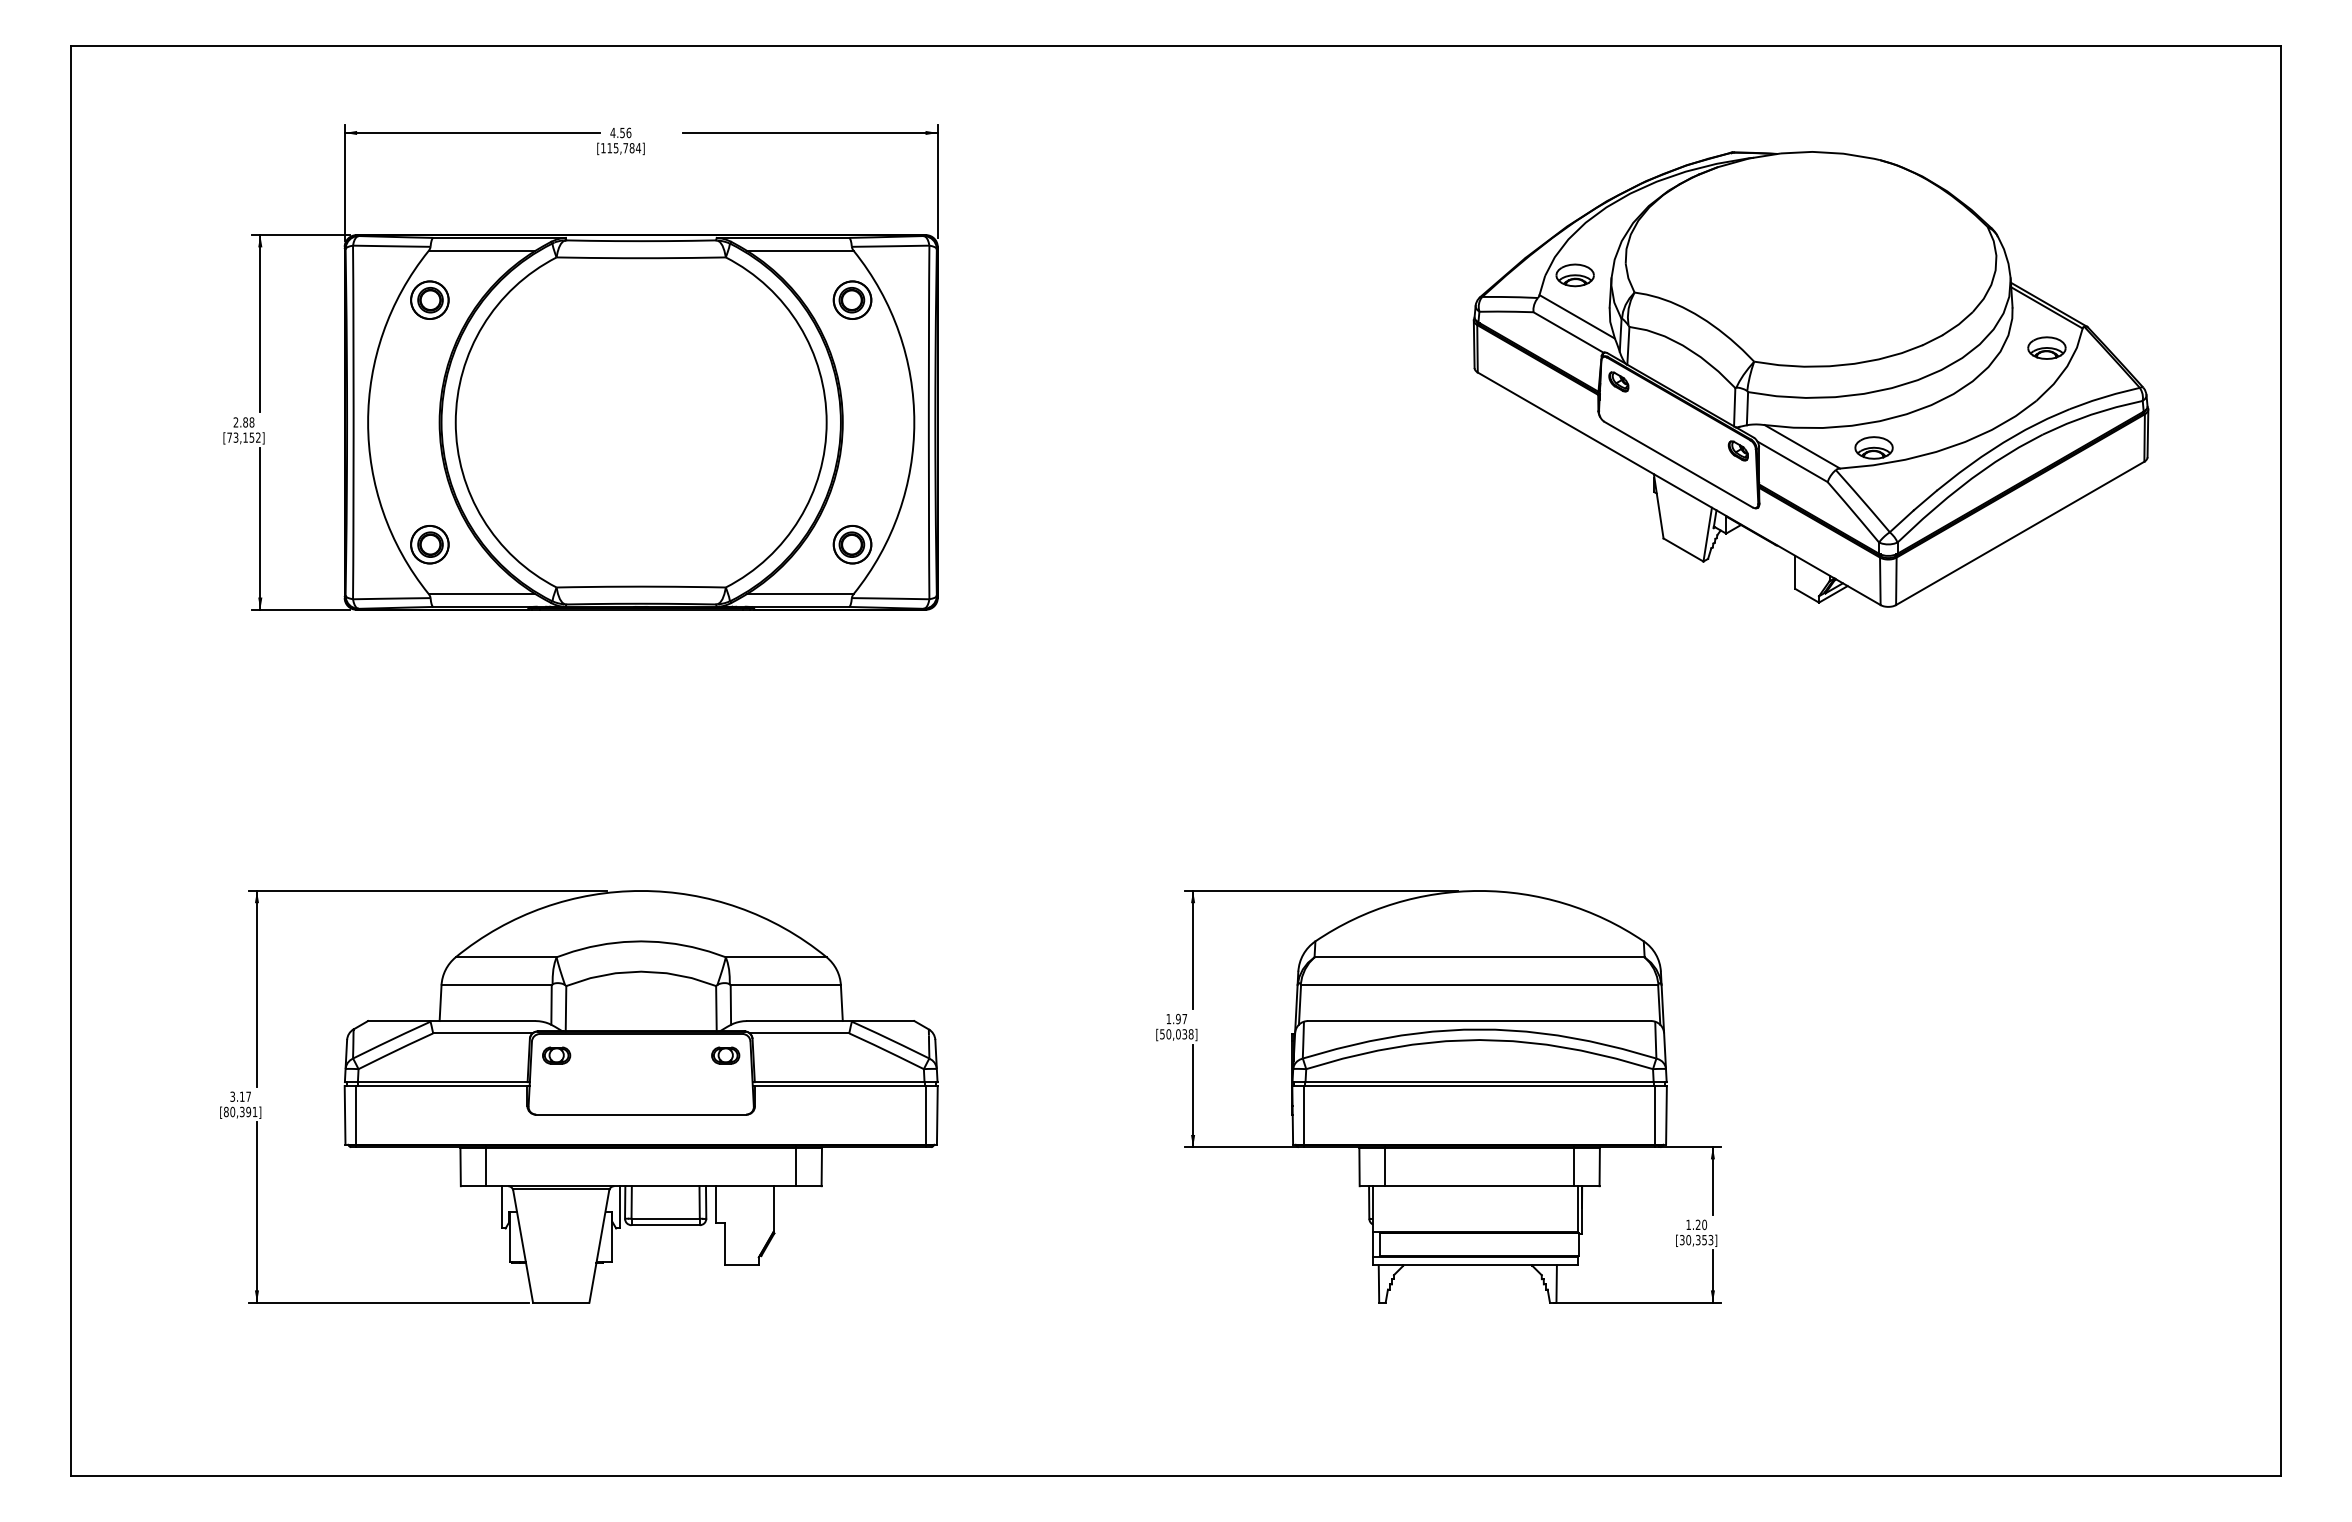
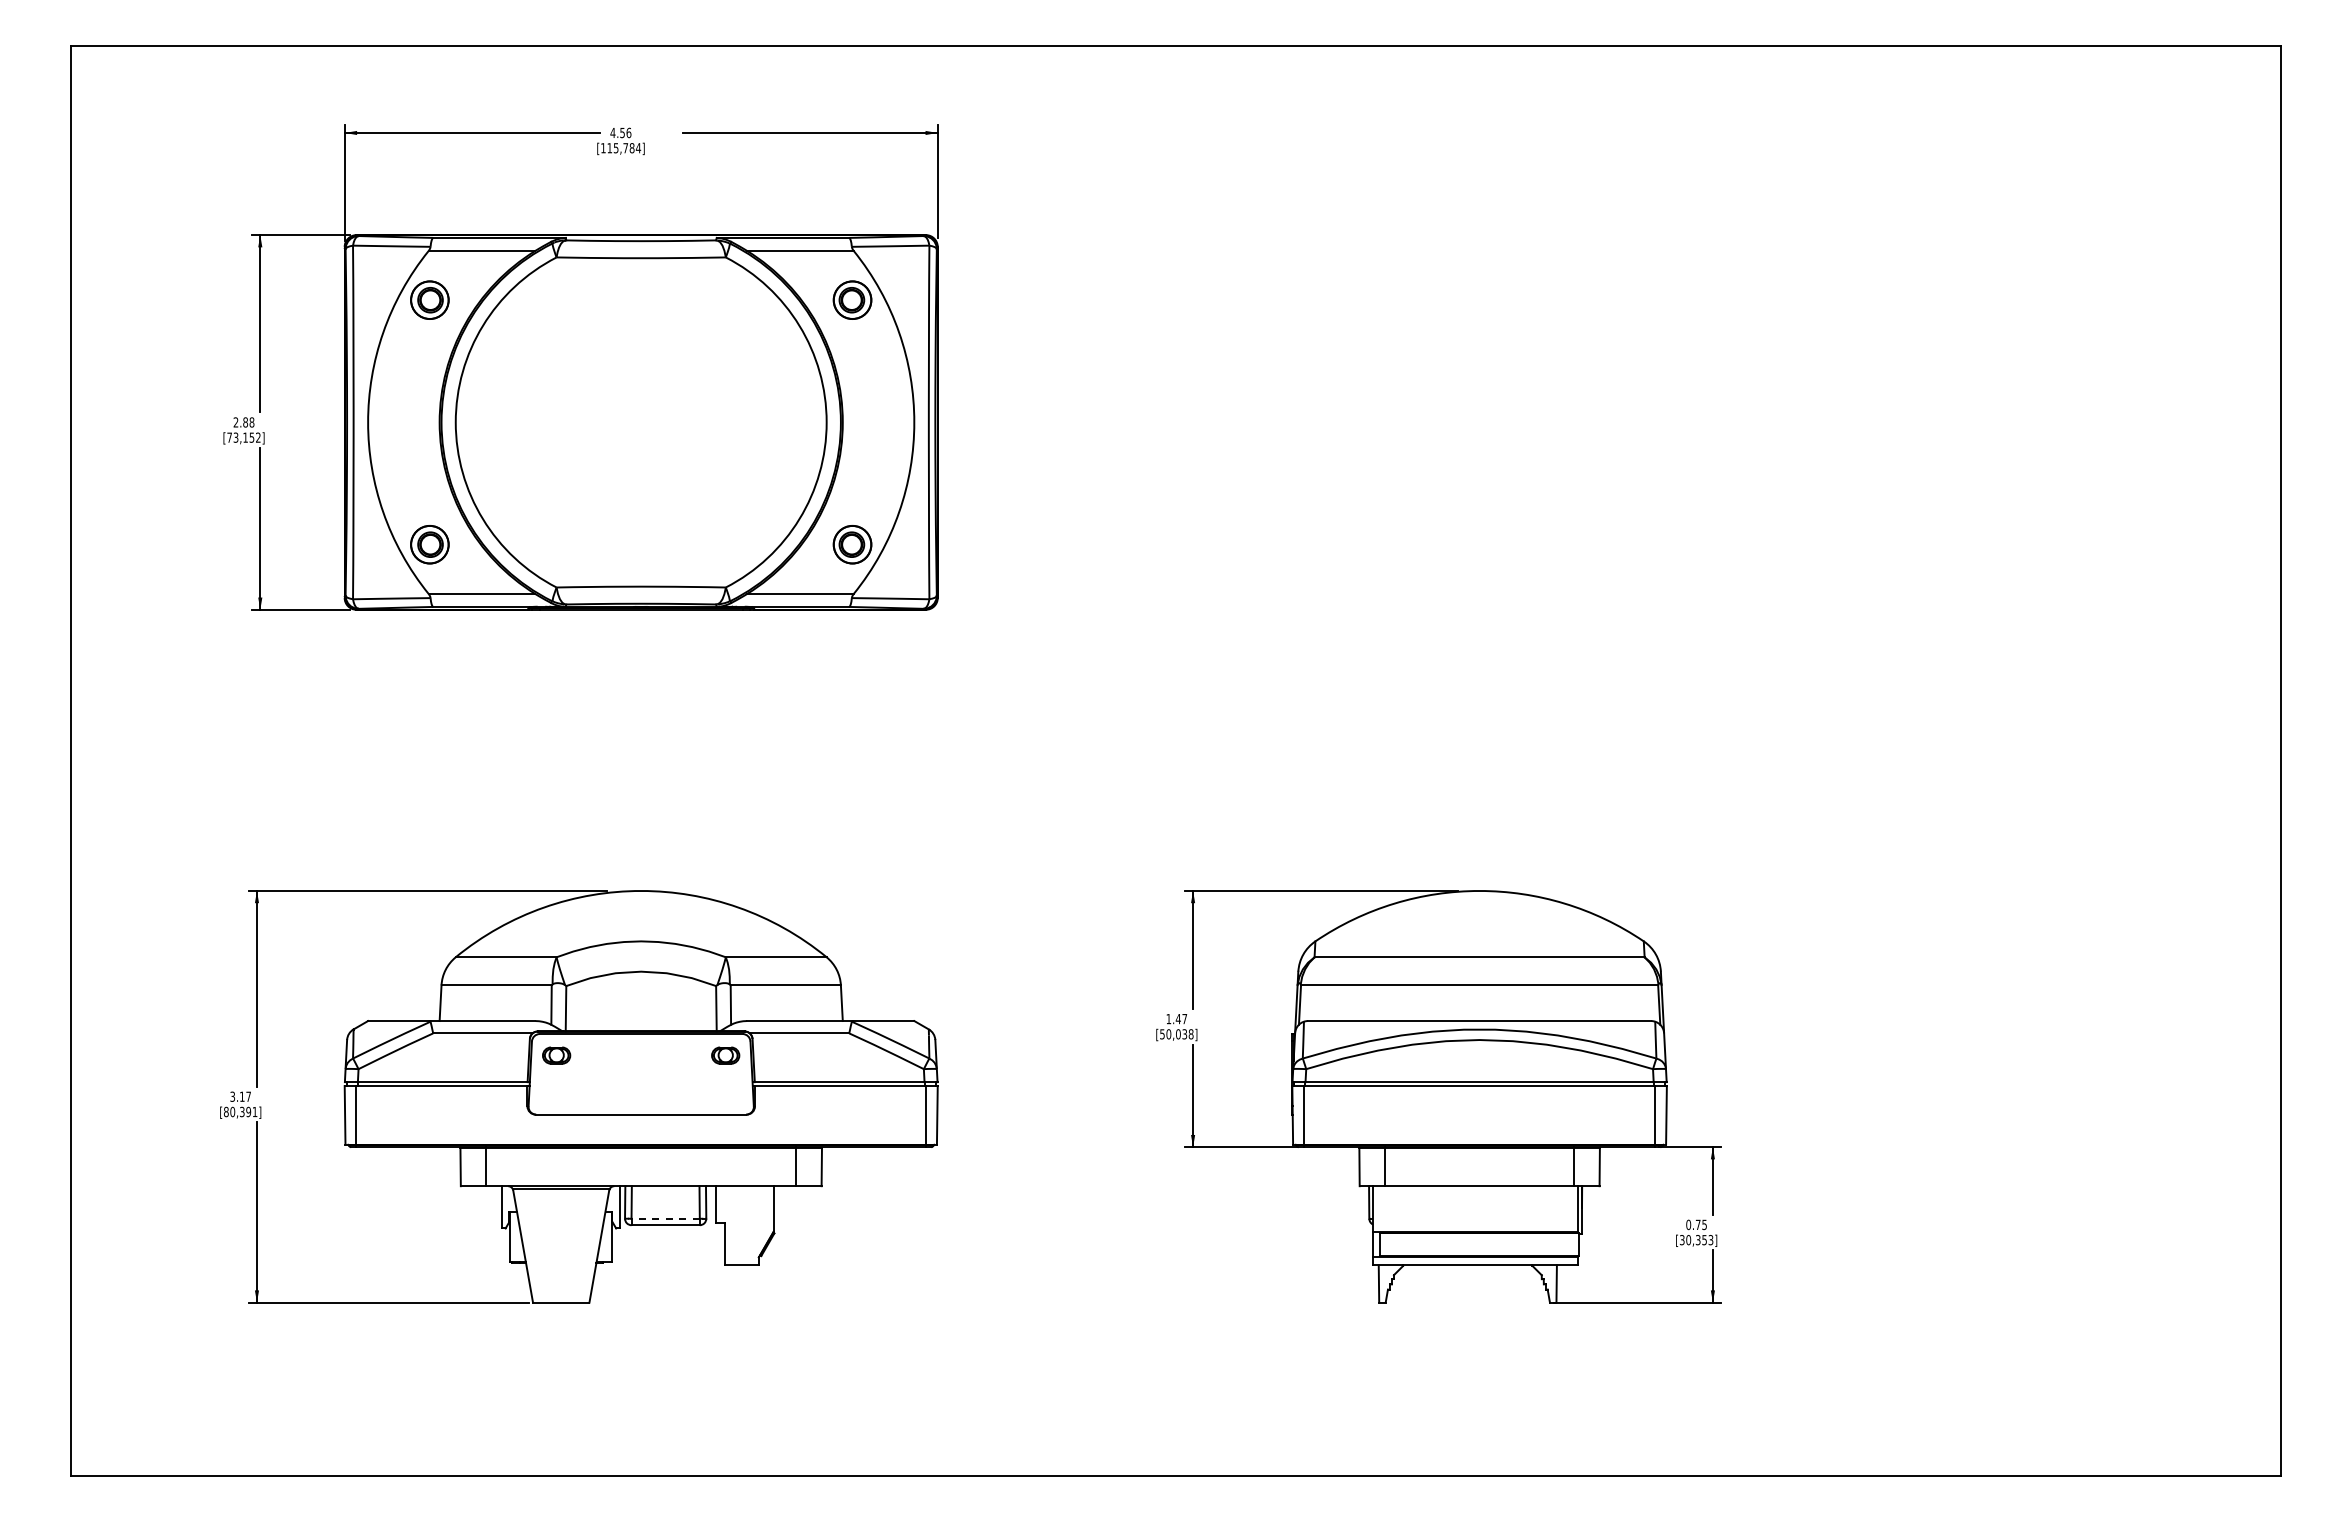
part: present -> none (1810, 379)
text: 1.97 -> 1.47 (1177, 1018)
line: solid -> dashed (665, 1218)
text: 1.20 -> 0.75 (1696, 1224)
